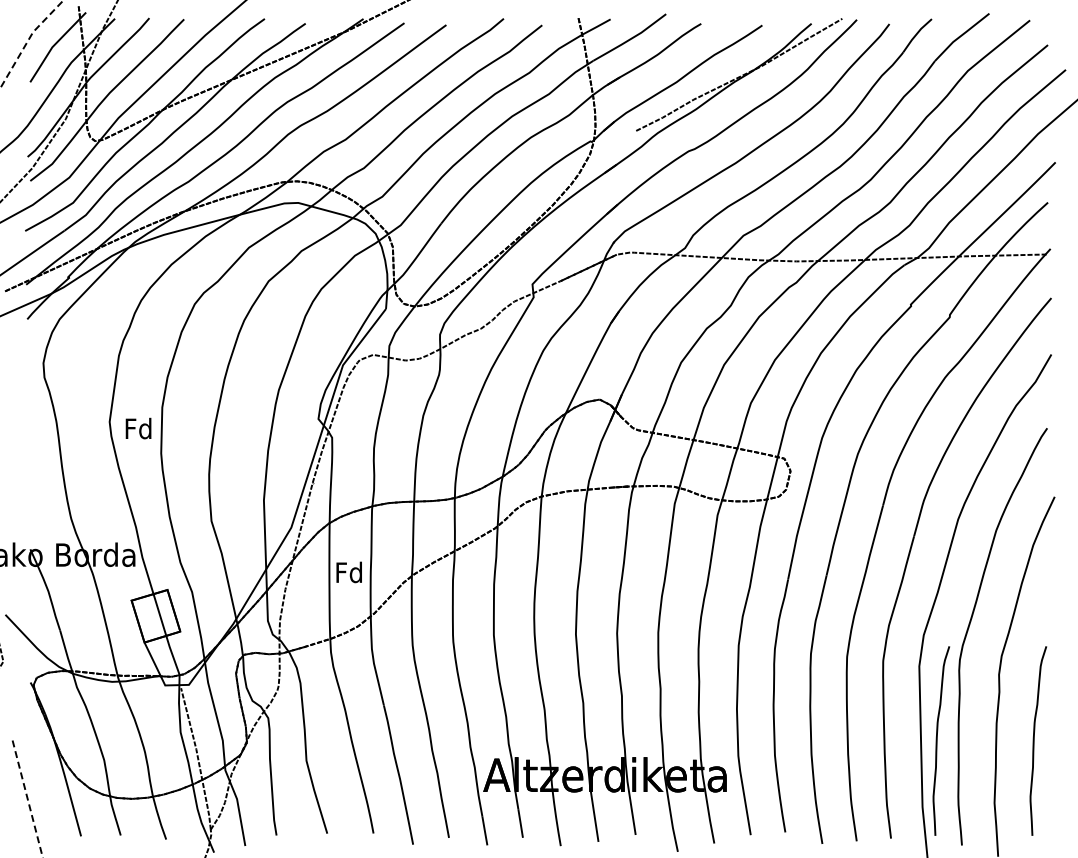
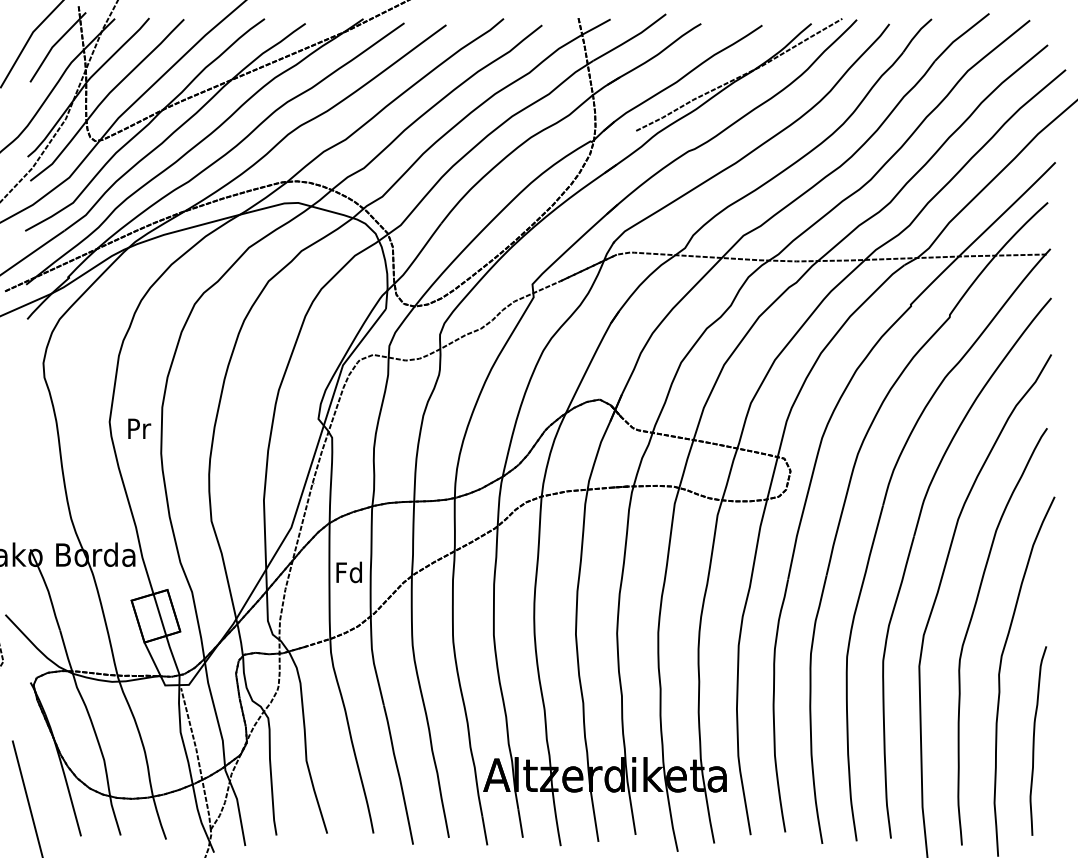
line: dashed -> solid (27, 41)
text: Fd -> Pr (138, 428)
curve: present -> none (937, 740)
line: dashed -> solid (27, 799)
